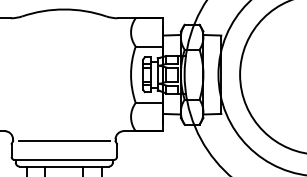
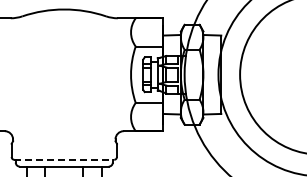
line: present -> none (63, 141)
line: solid -> dashed (64, 159)
